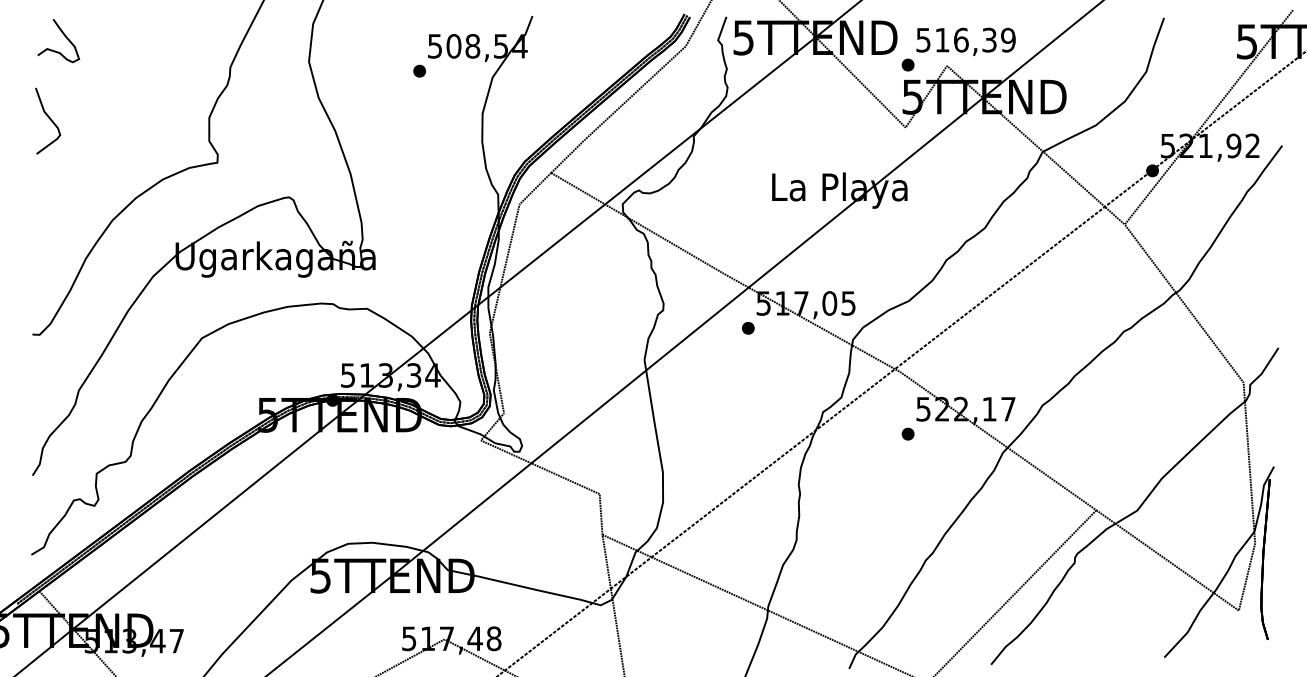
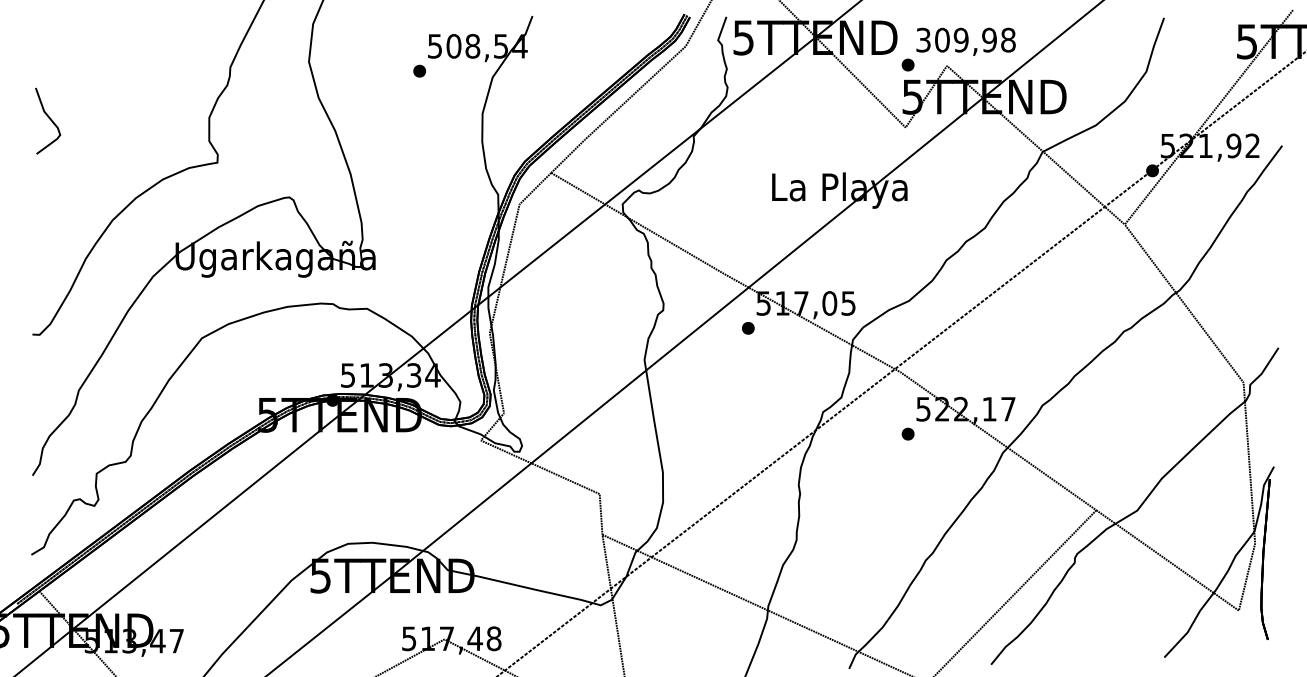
curve: present -> none (63, 35)
text: 516,39 -> 309,98 (966, 39)
